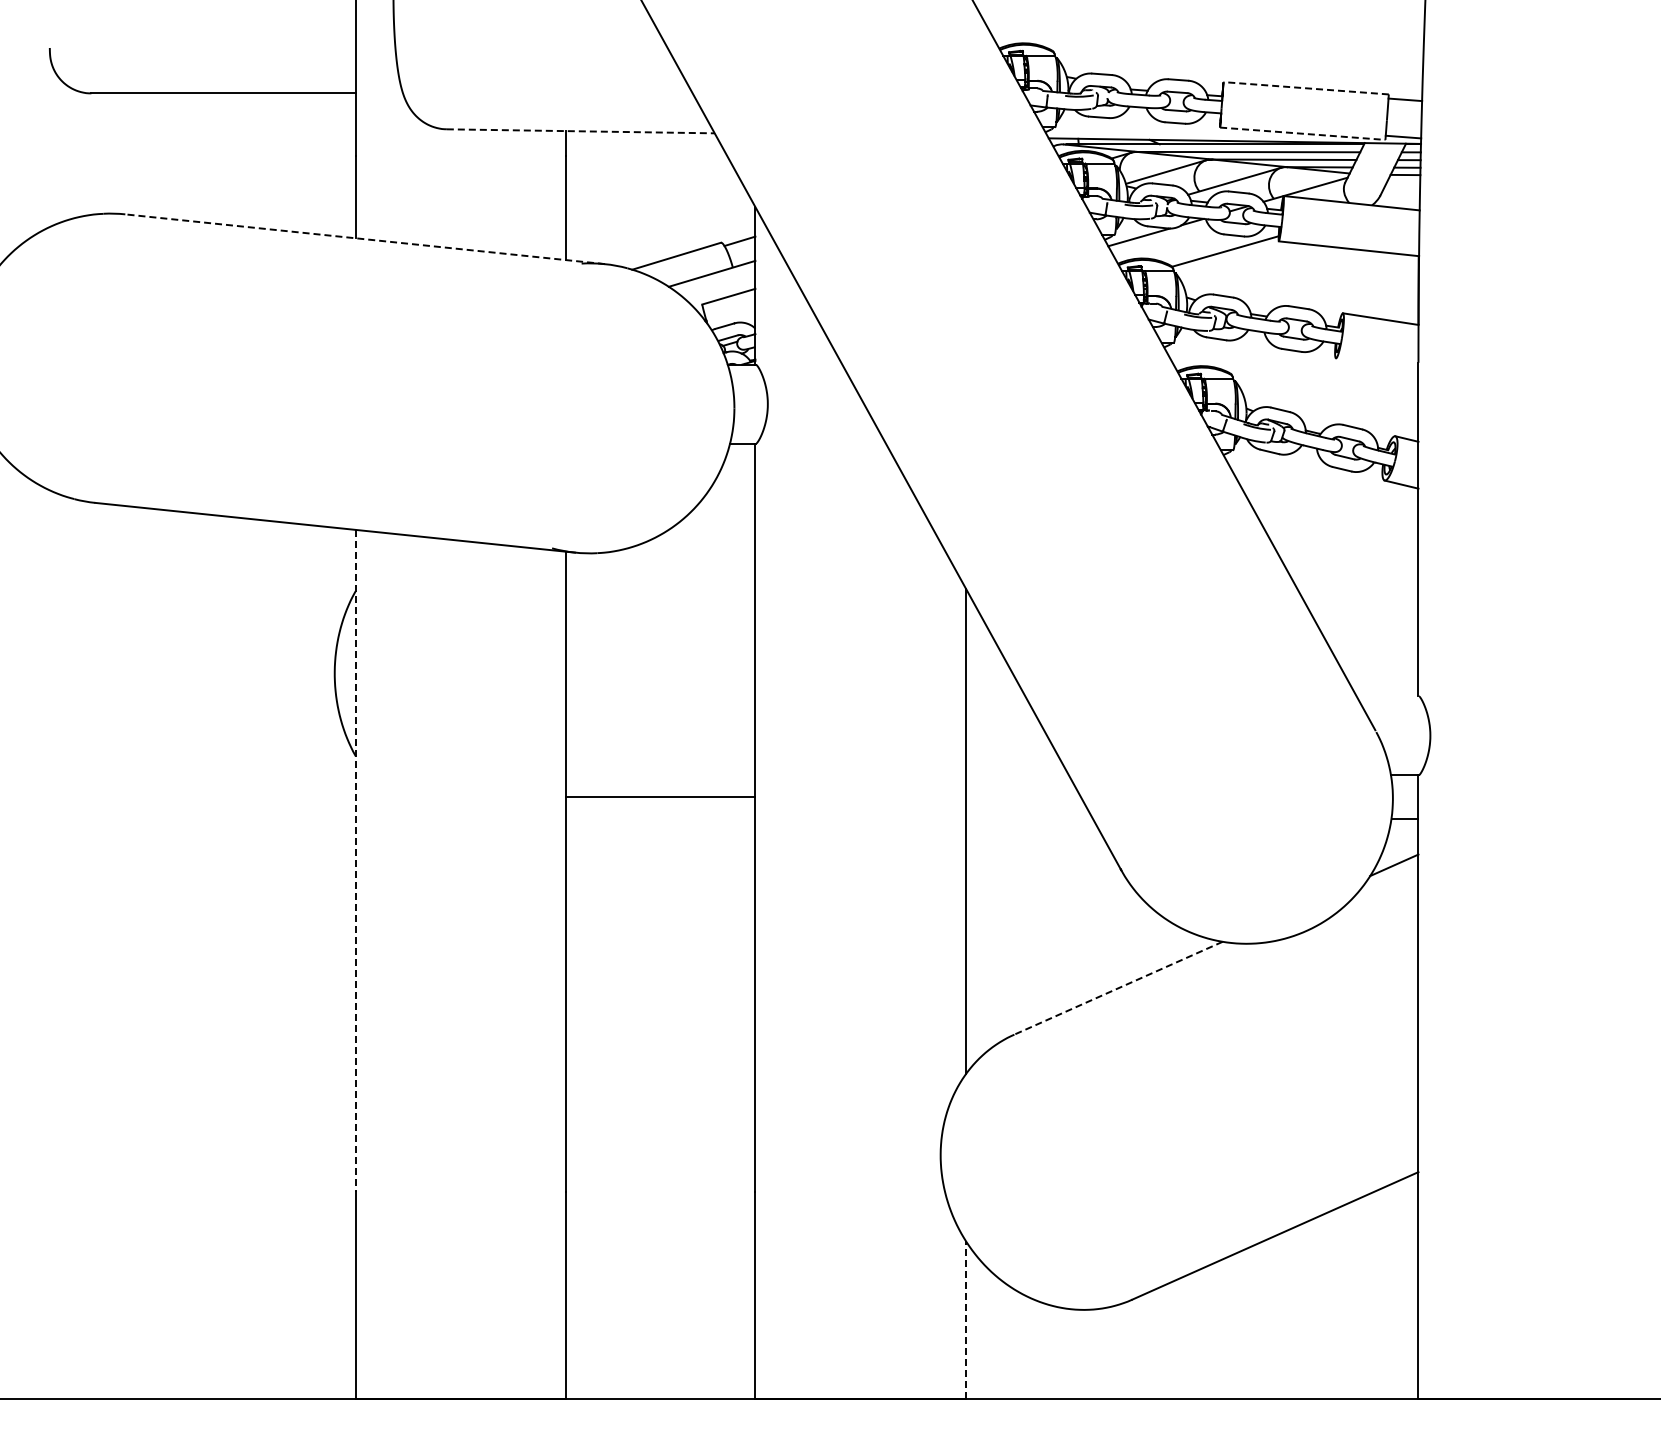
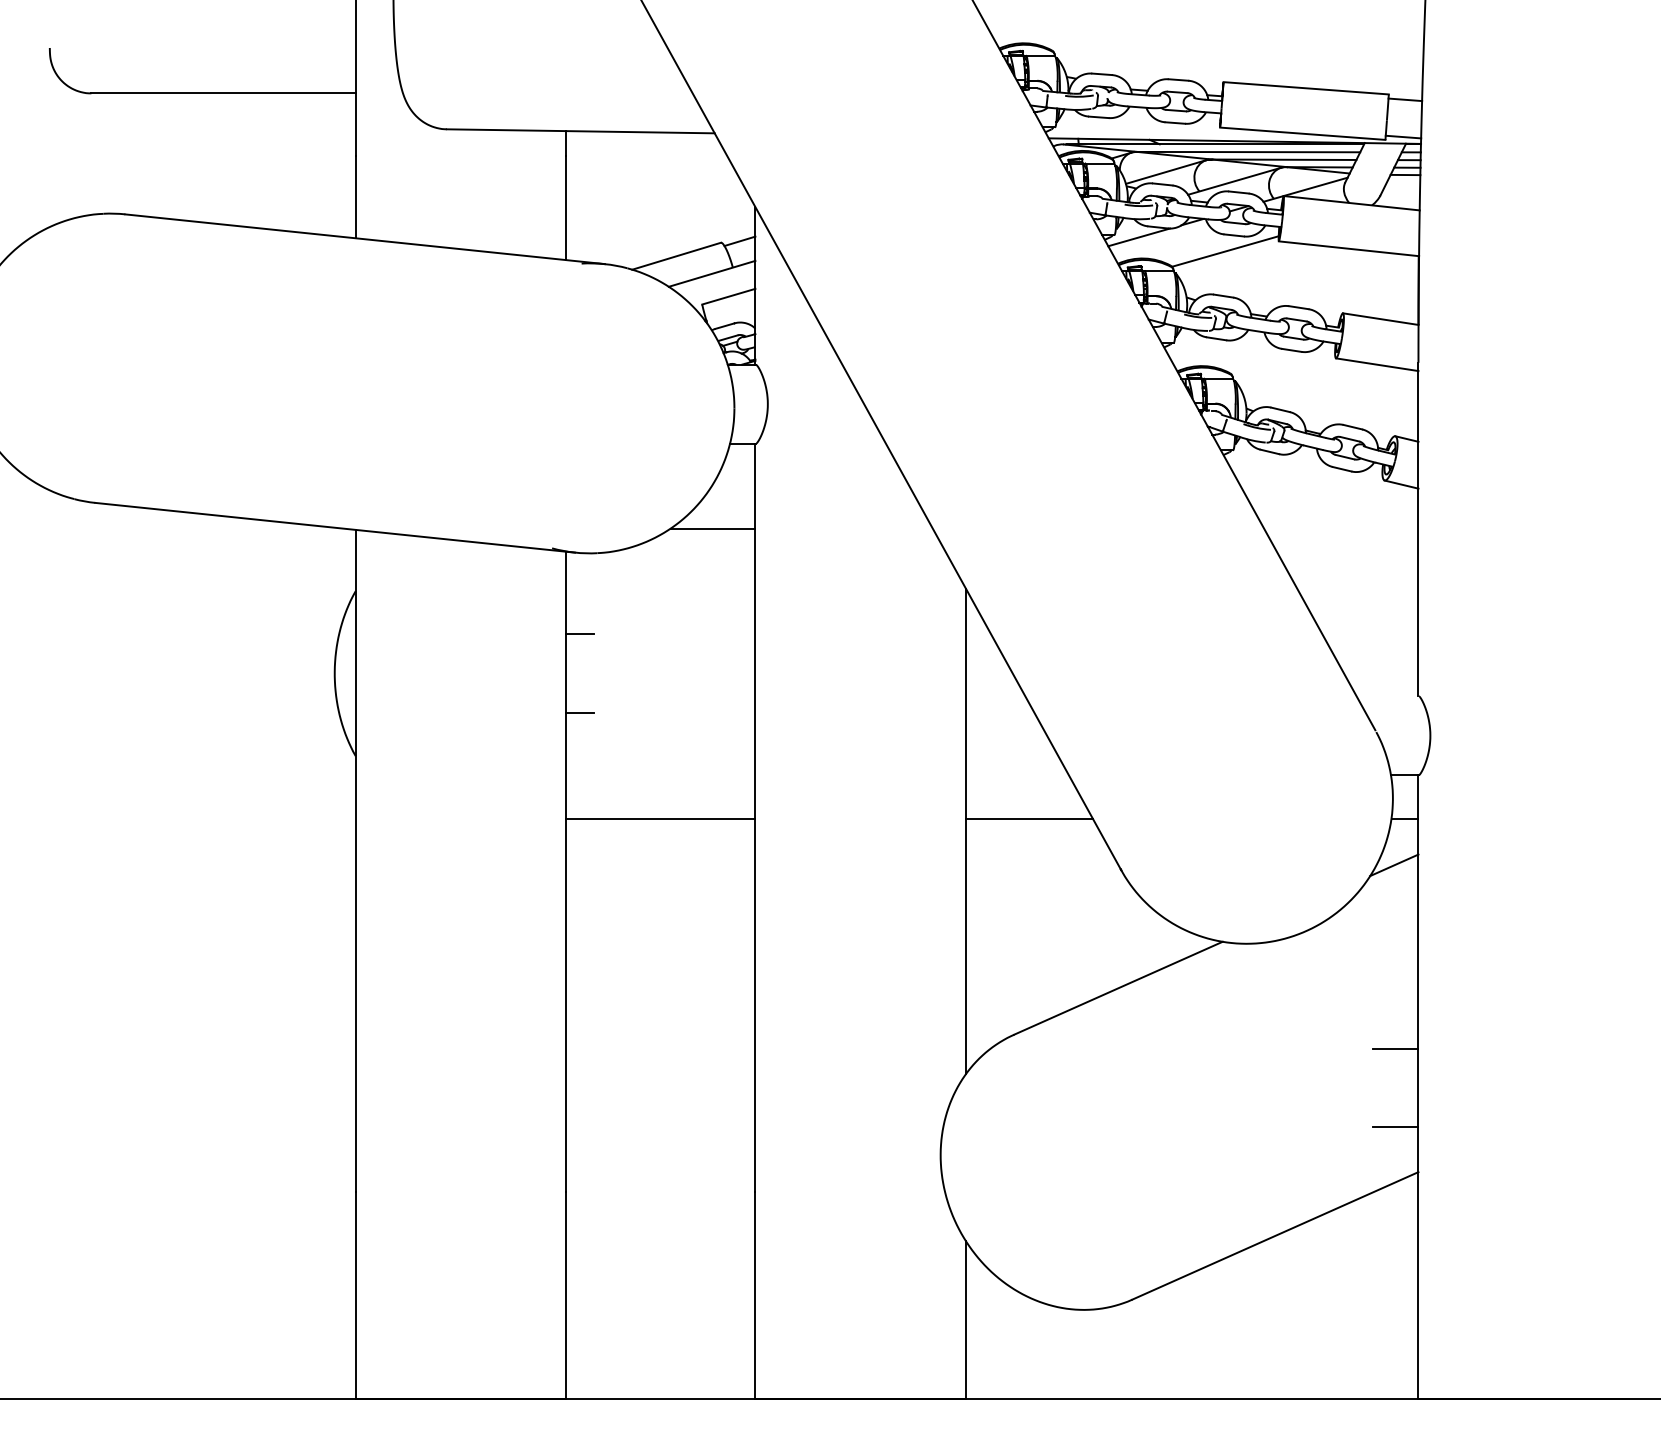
line: dashed -> solid (1306, 88)
line: dashed -> solid (580, 131)
line: dashed -> solid (1302, 133)
line: dashed -> solid (364, 239)
line: none -> present (1377, 364)
line: none -> present (712, 528)
line: none -> present (580, 634)
line: none -> present (580, 712)
line position: (660, 796) -> (660, 818) (660, 818)
line: none -> present (1028, 818)
line: dashed -> solid (355, 860)
line: dashed -> solid (1117, 988)
line: none -> present (1395, 1048)
line: none -> present (1395, 1127)
line: dashed -> solid (965, 1319)
